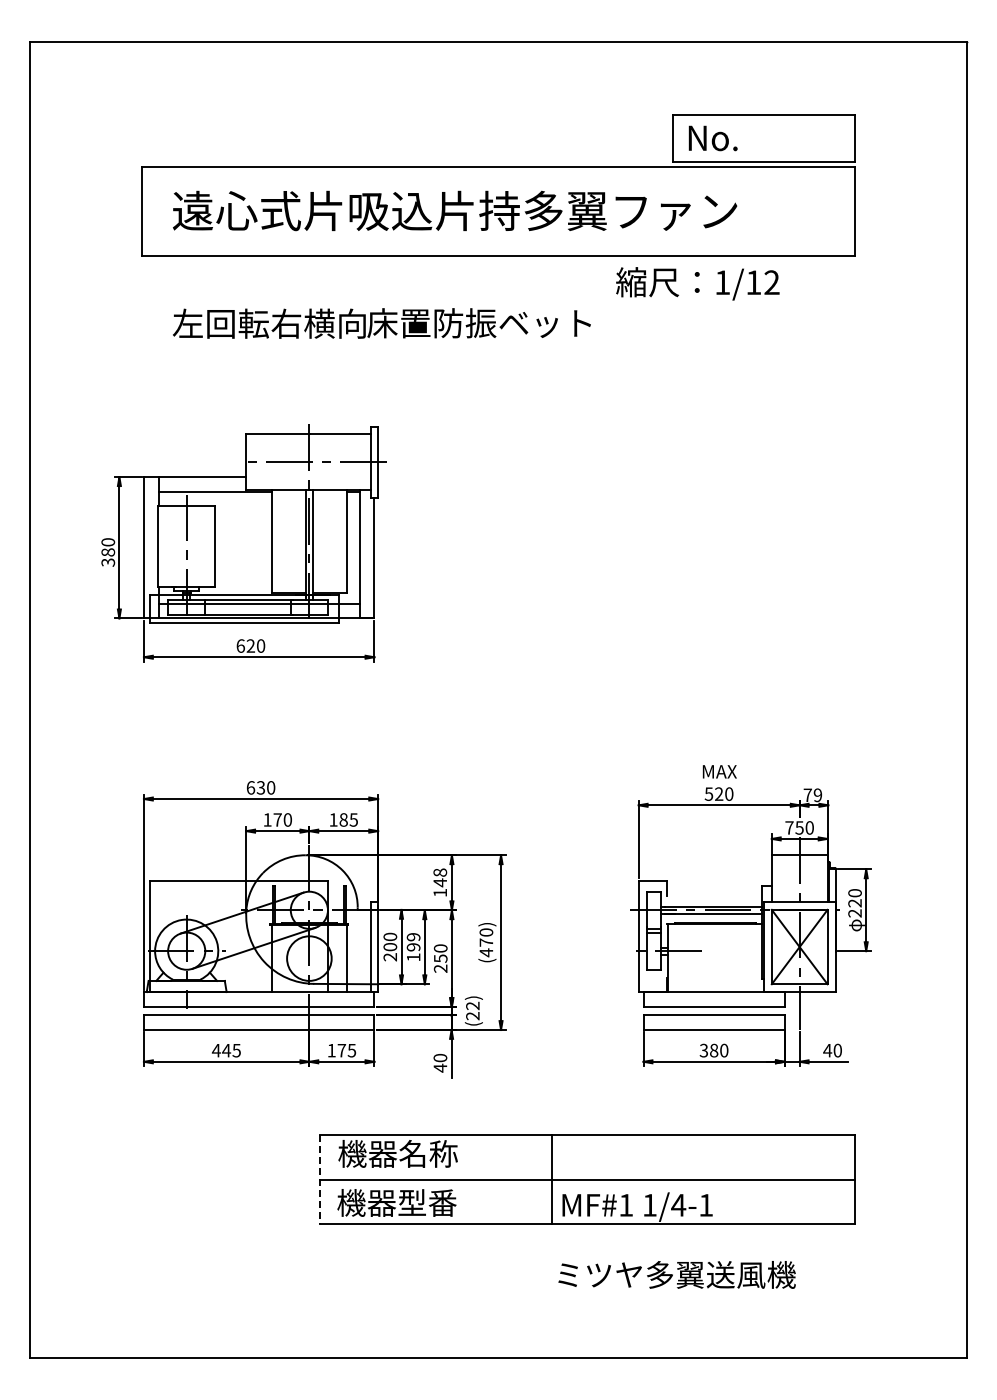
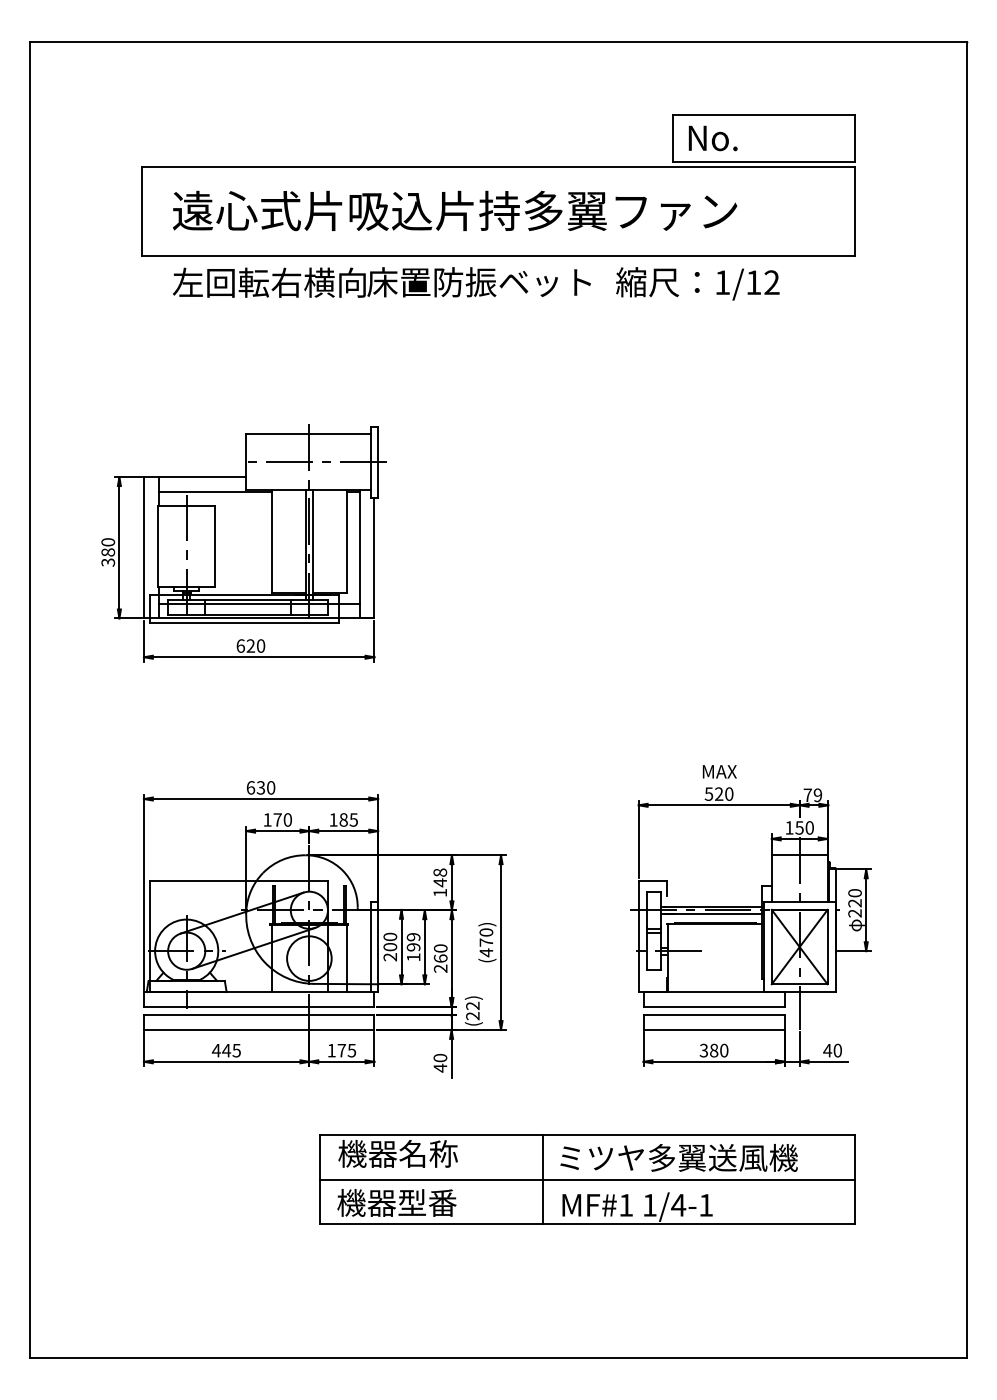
text position: (381, 323) -> (381, 282) (381, 282)
text: 750 -> 150 (789, 827)
text: 250 -> 260 (440, 958)
line: dashed -> solid (320, 1179)
line position: (552, 1179) -> (543, 1179) (543, 1179)
text position: (676, 1274) -> (678, 1157) (678, 1157)
